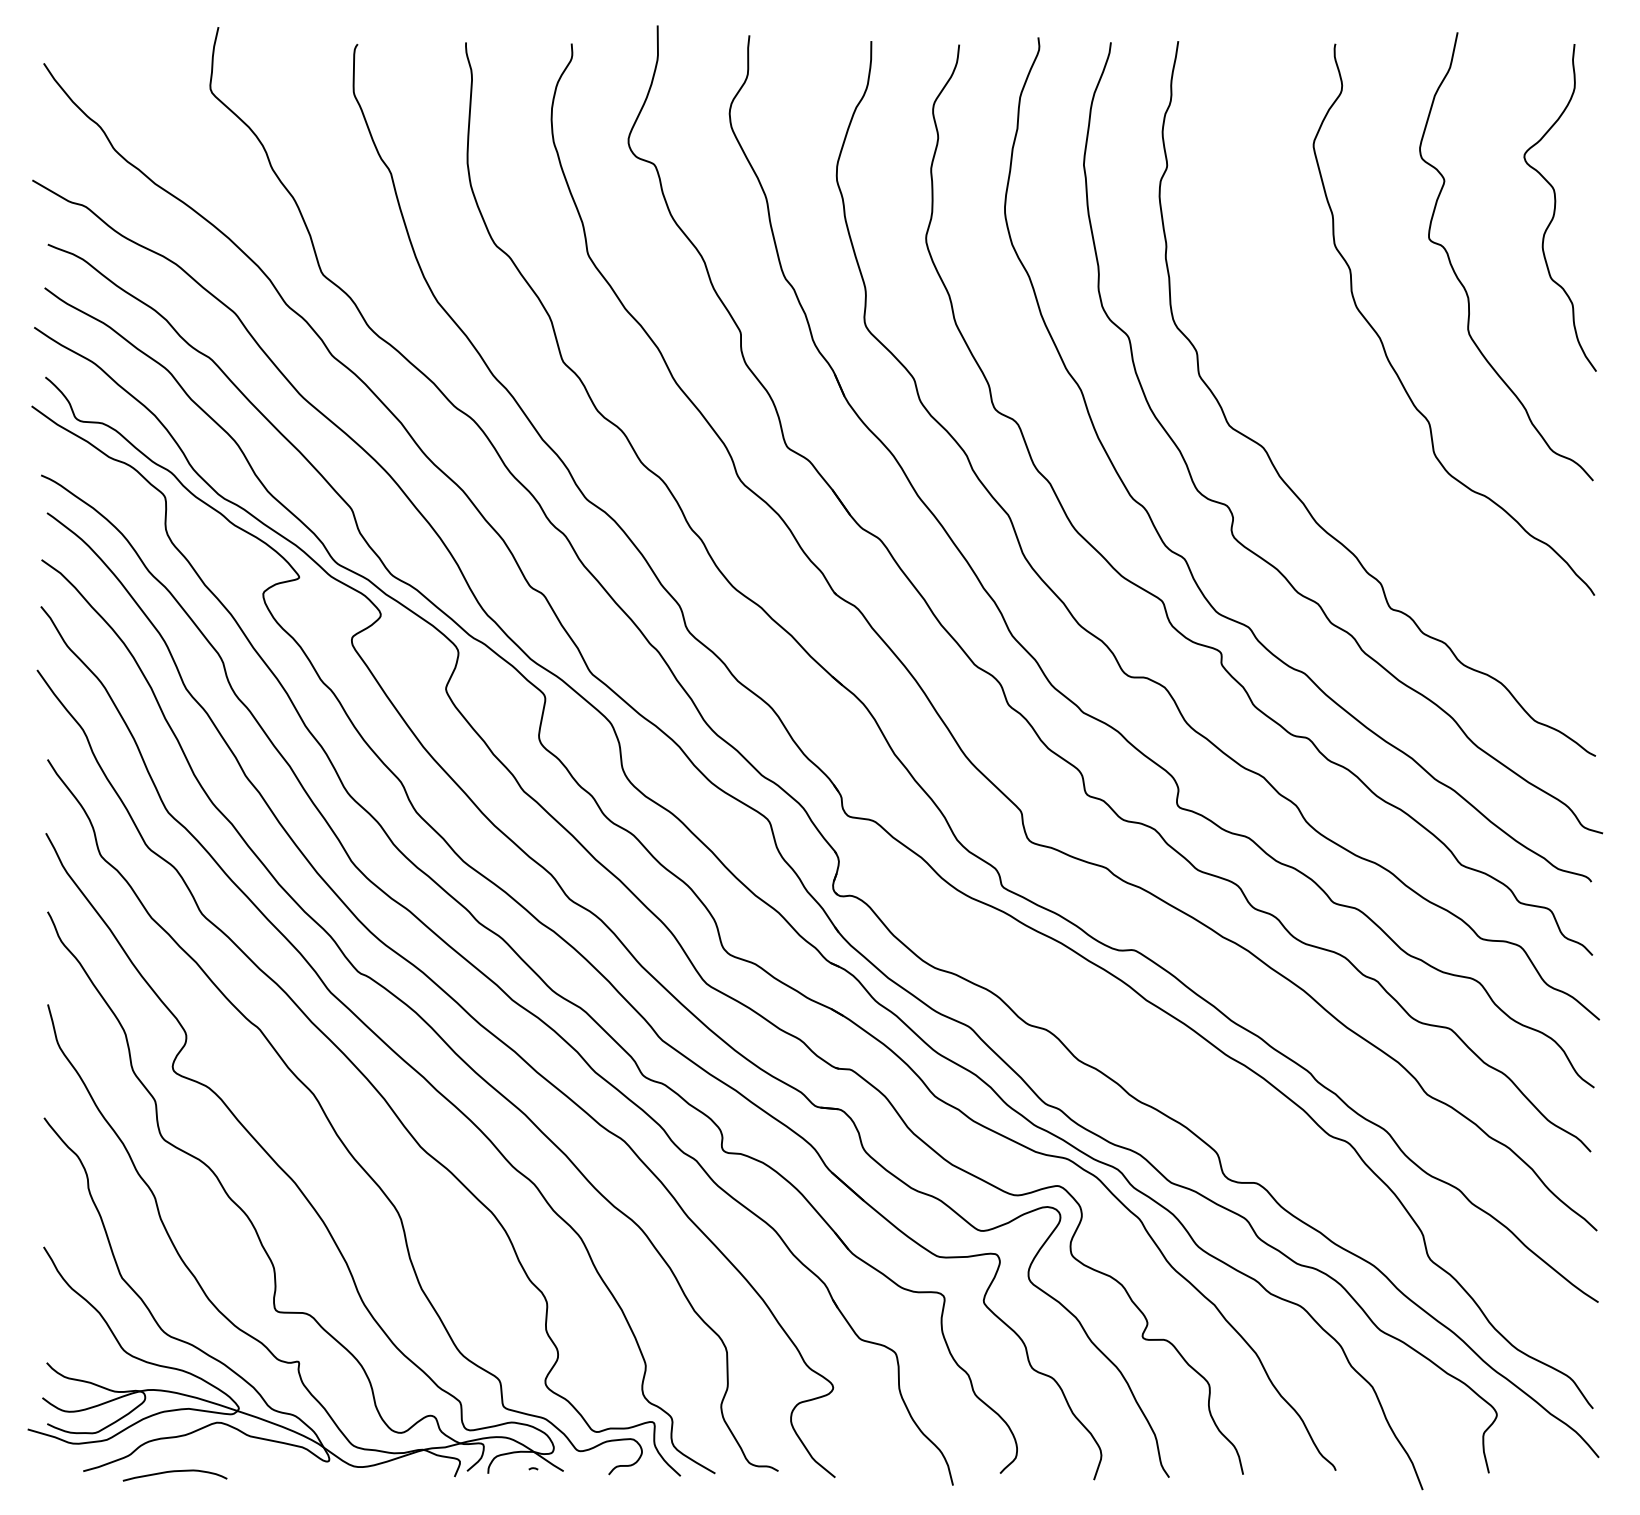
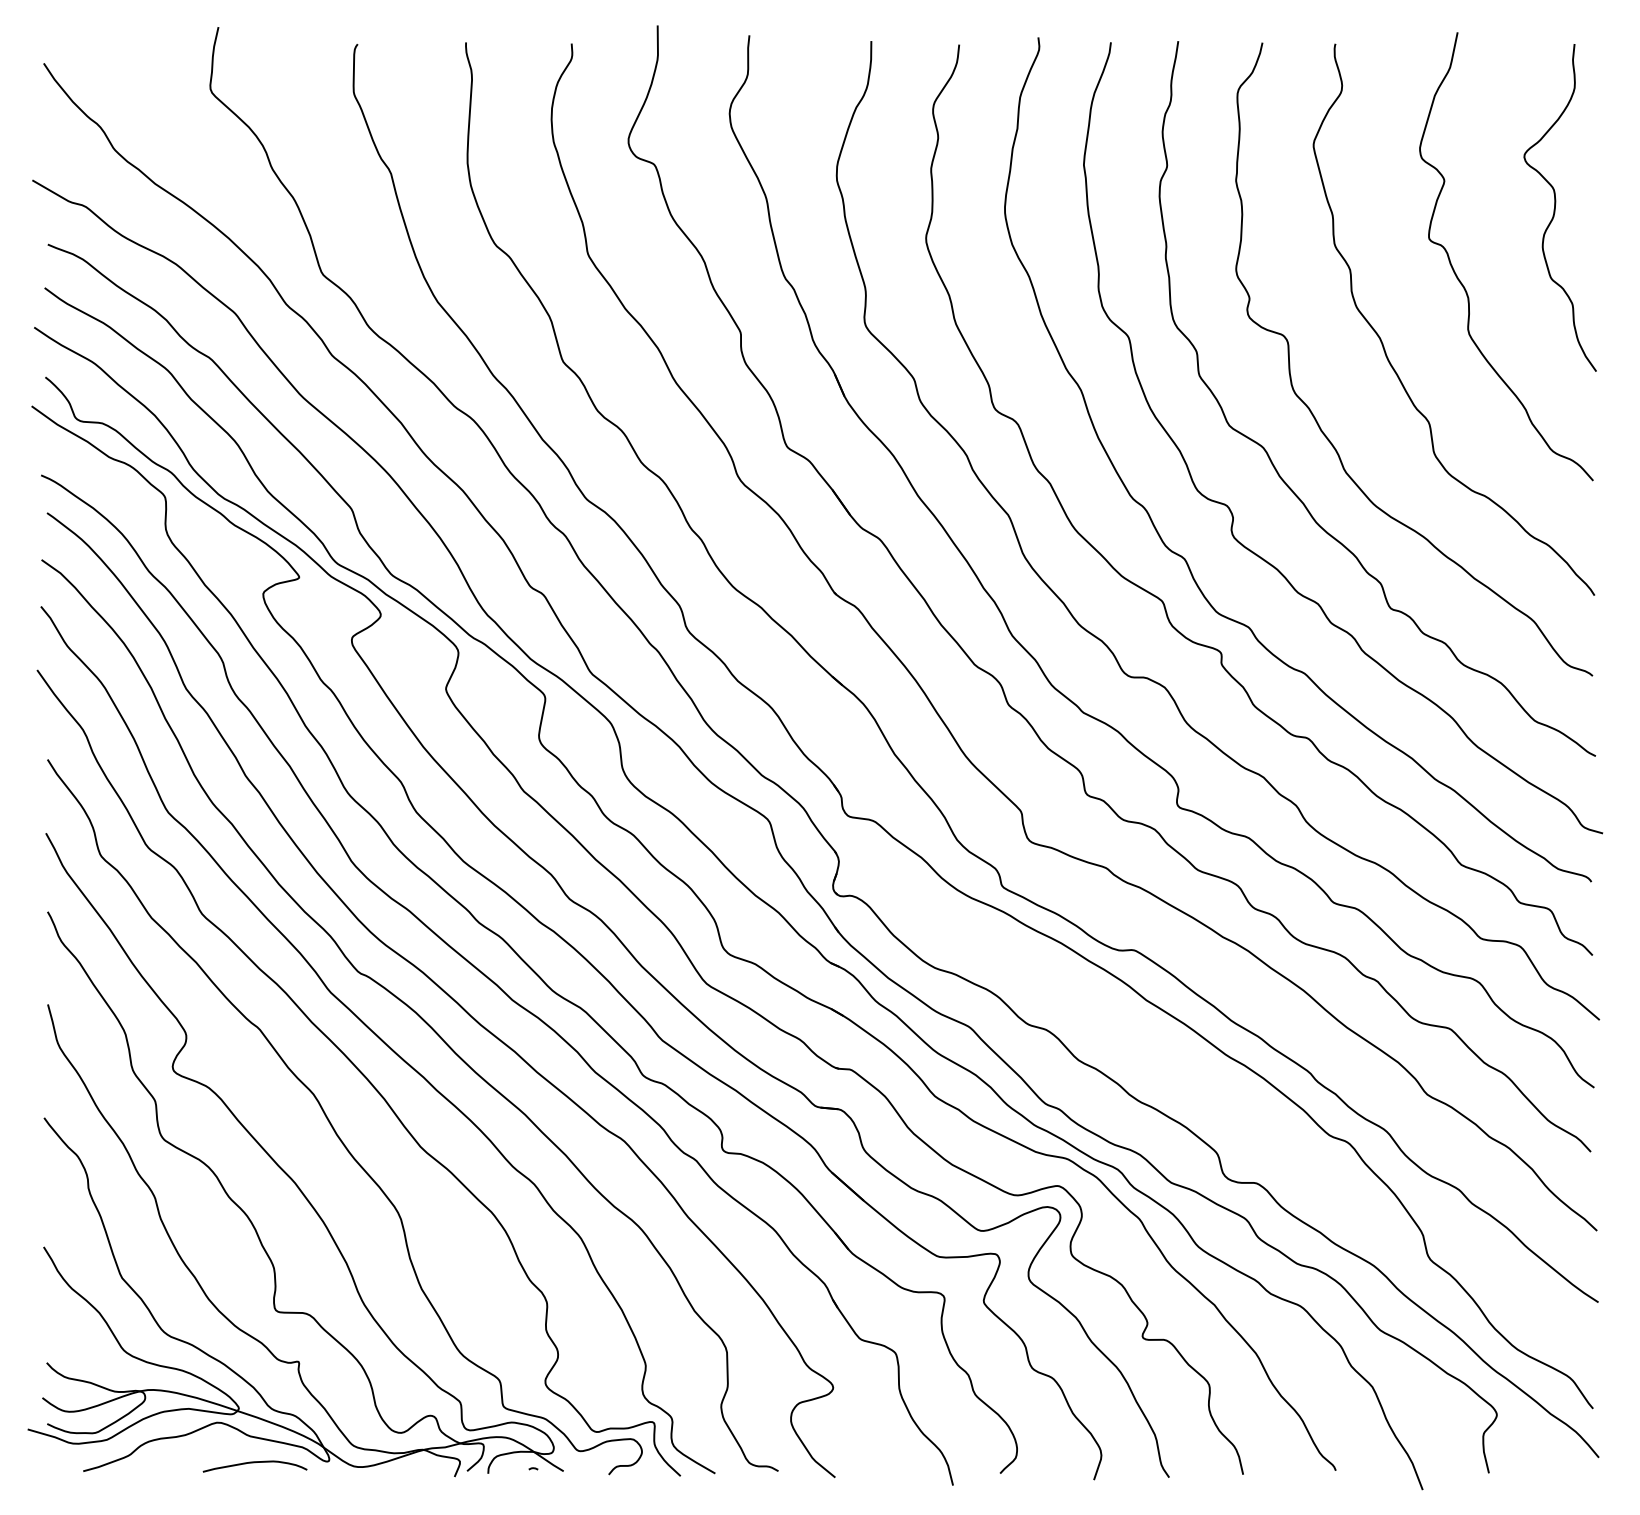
curve: none -> present (1314, 415)
curve position: (174, 1472) -> (254, 1463) (254, 1463)
